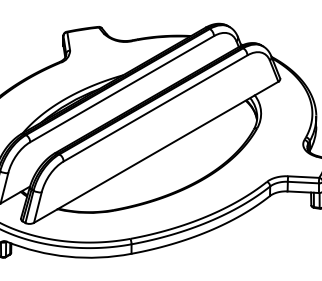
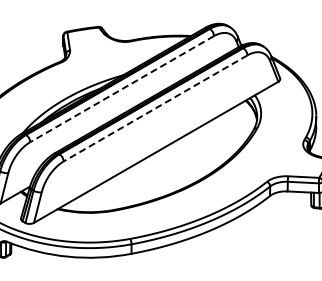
line: solid -> dashed (121, 89)
line: solid -> dashed (155, 108)
